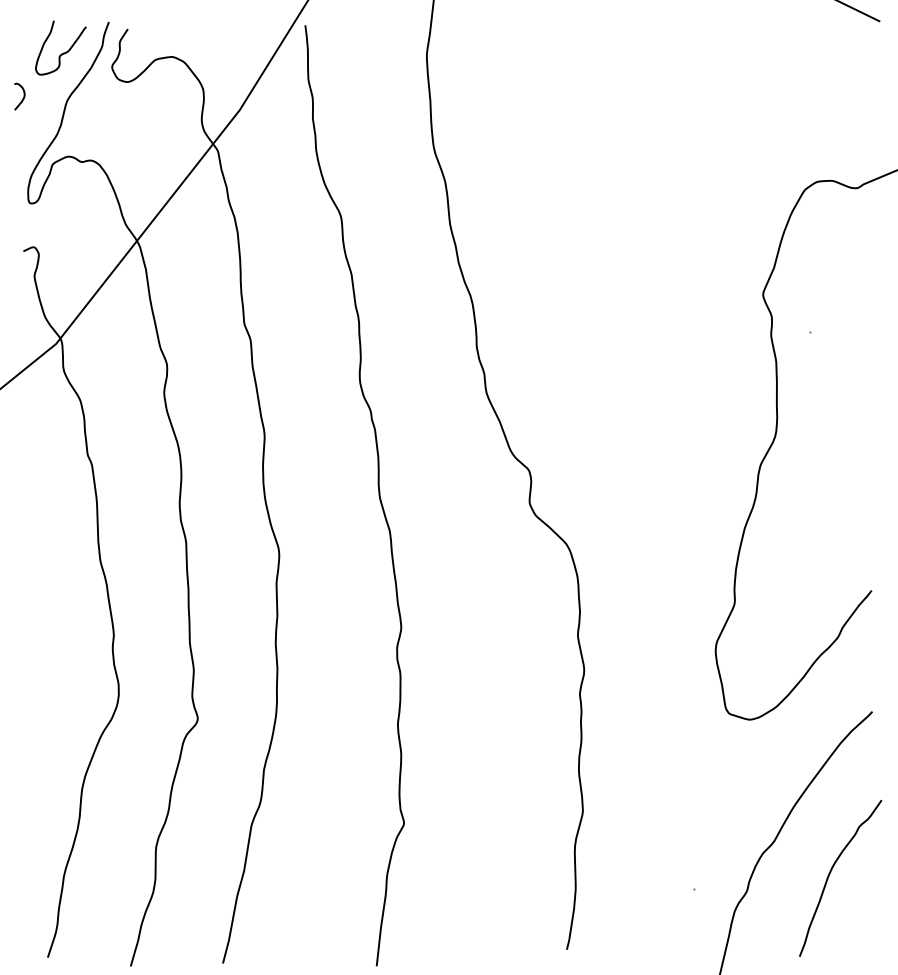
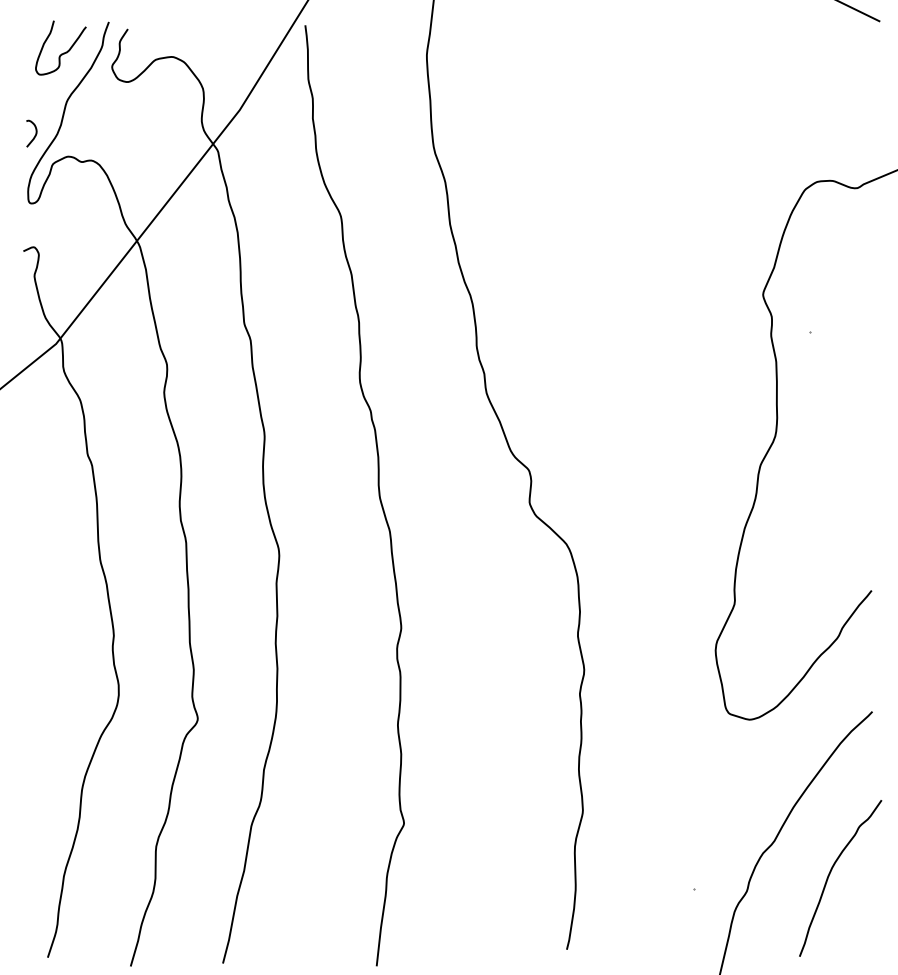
curve position: (22, 98) -> (34, 135) (34, 135)
